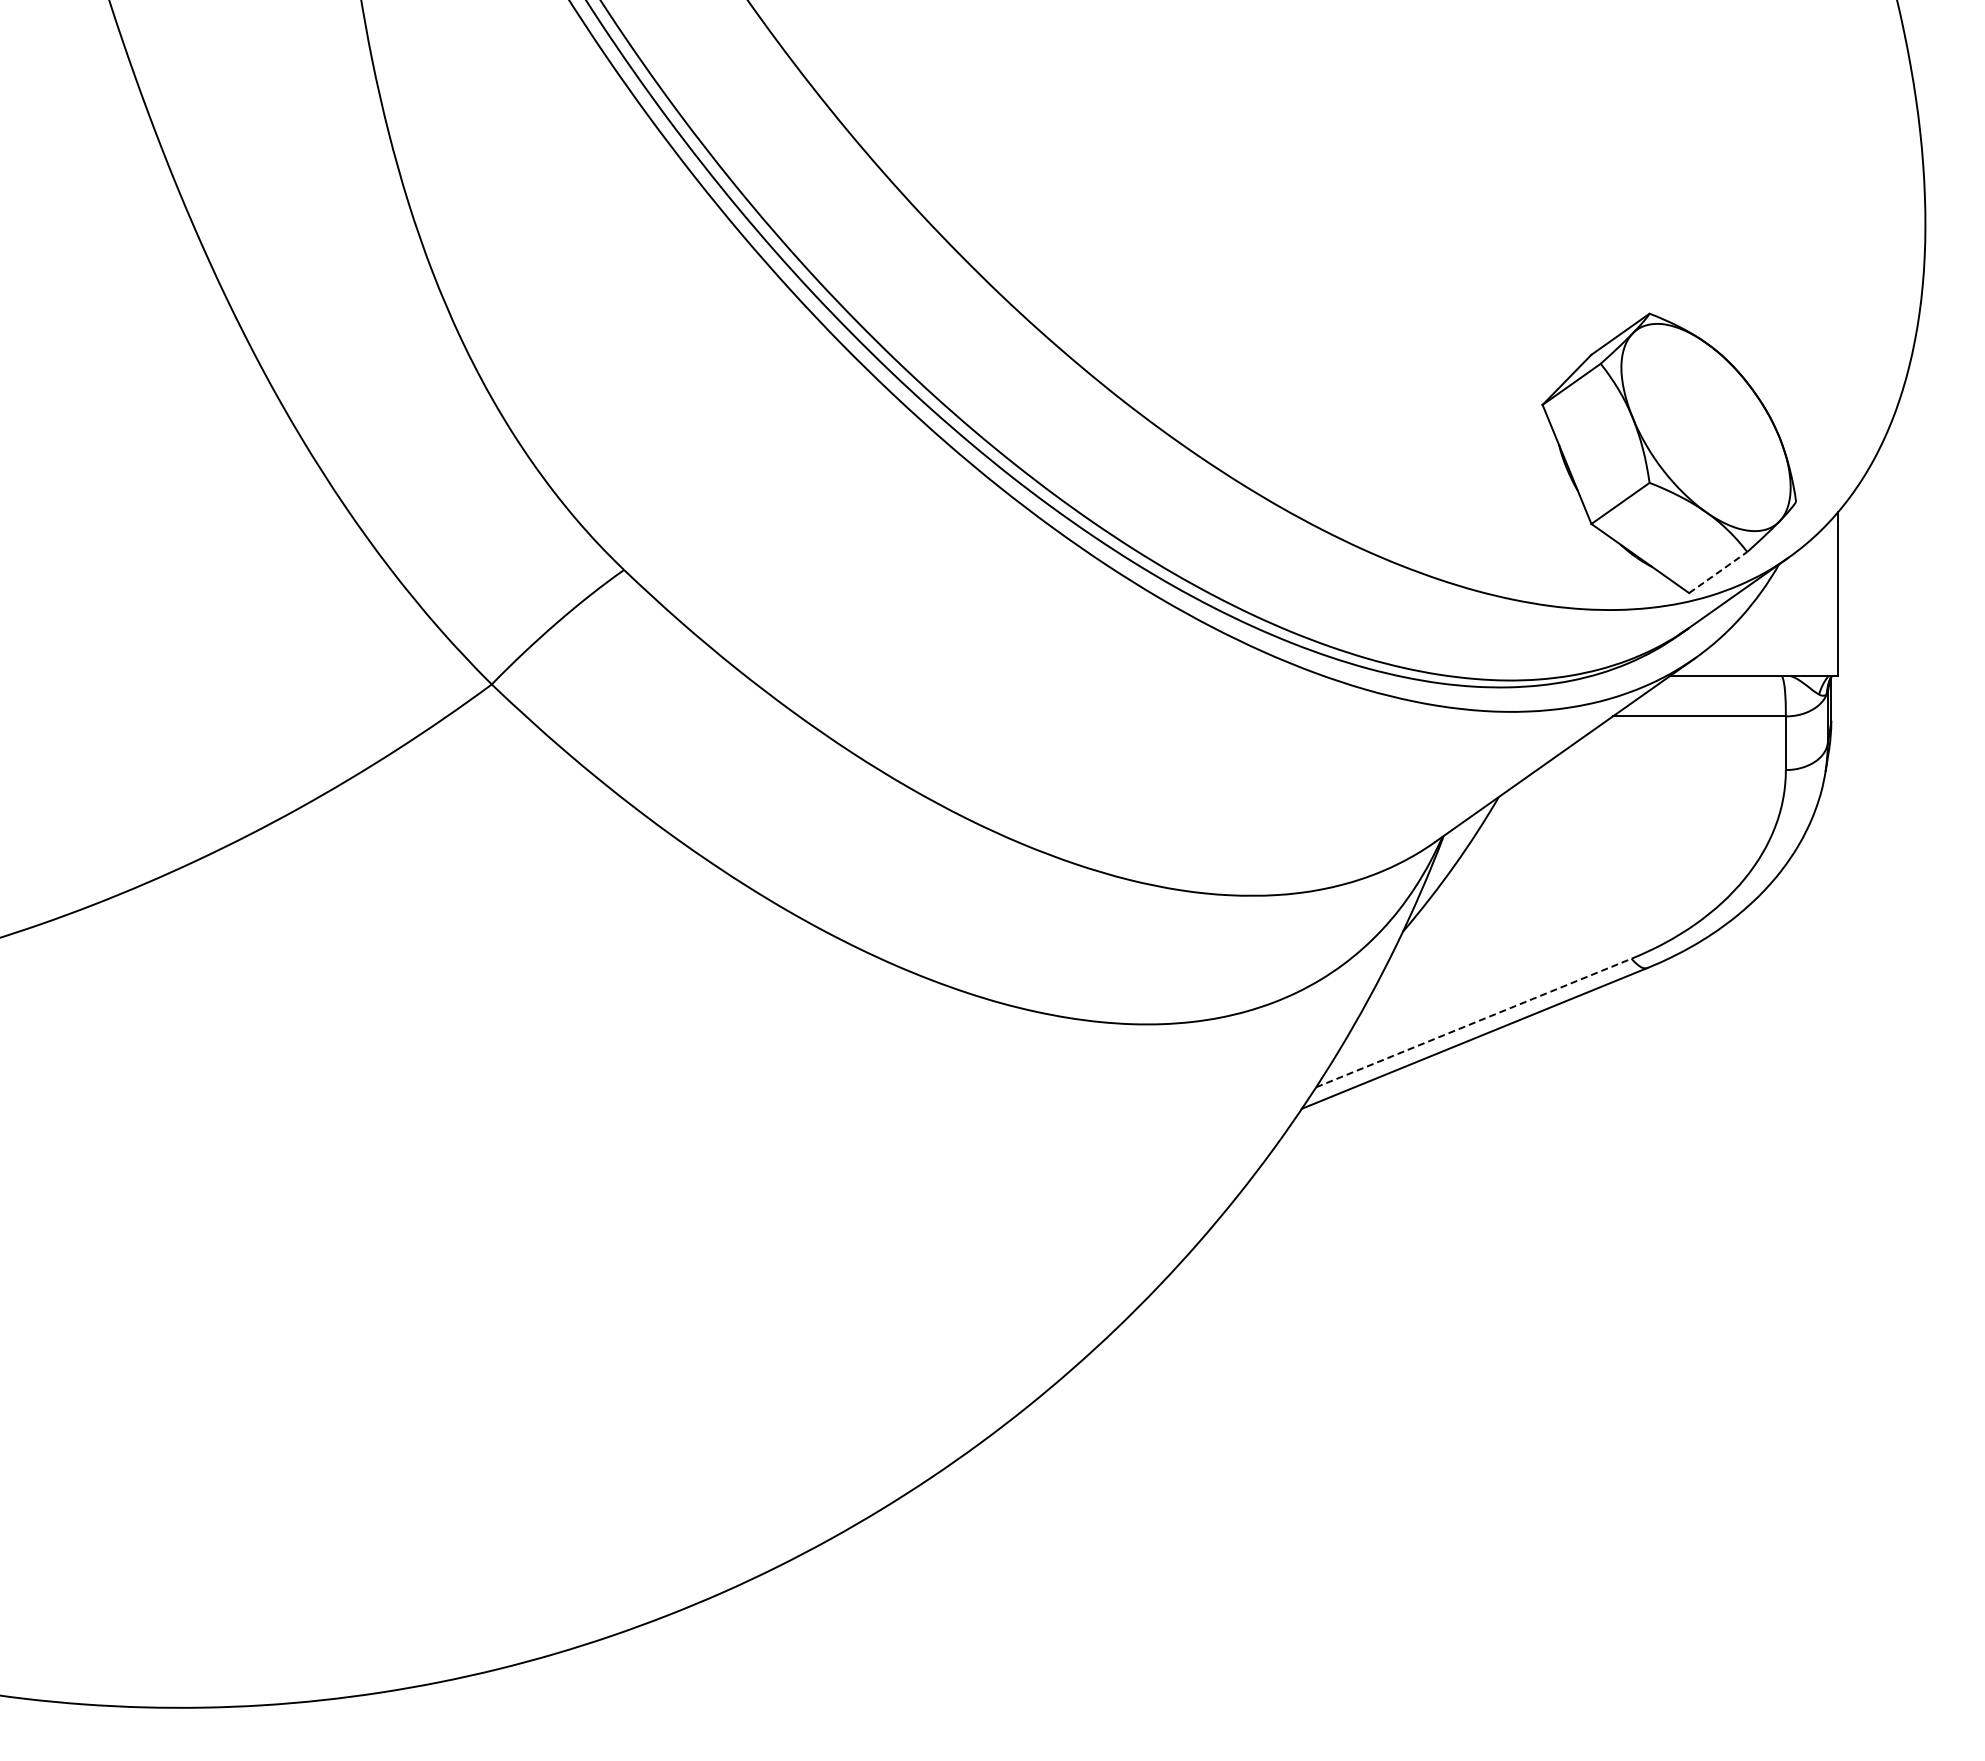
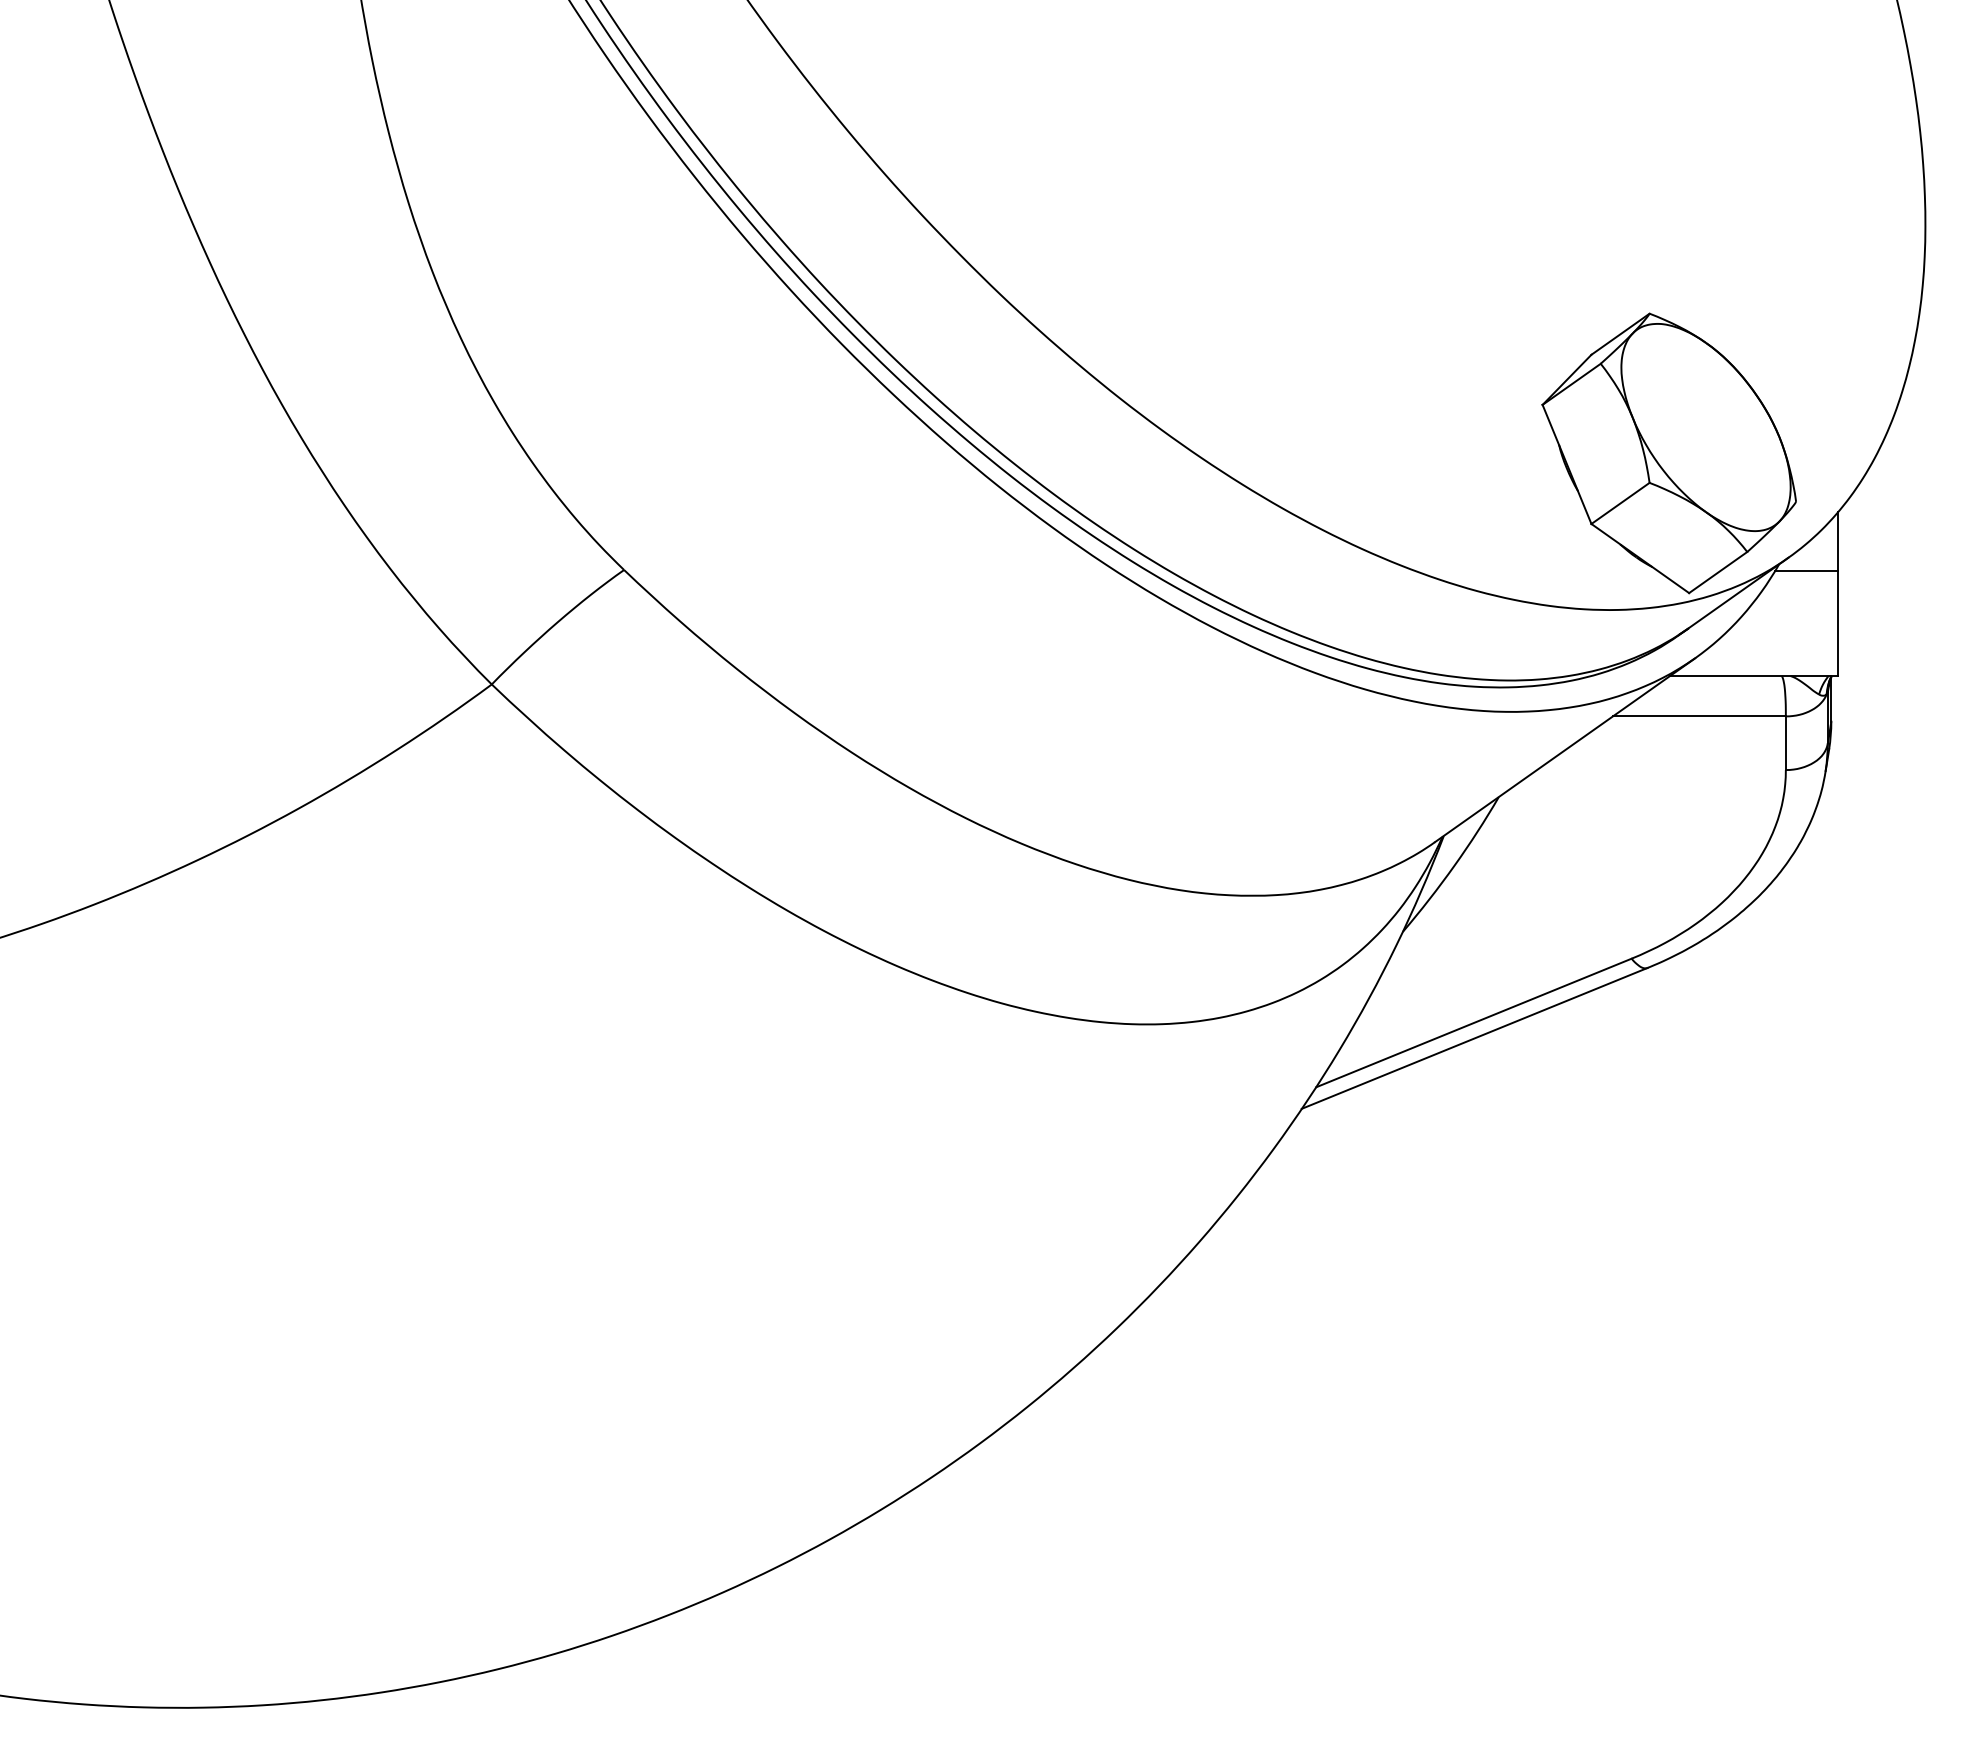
line: none -> present (1806, 570)
line: dashed -> solid (1718, 572)
line: dashed -> solid (1474, 1022)
